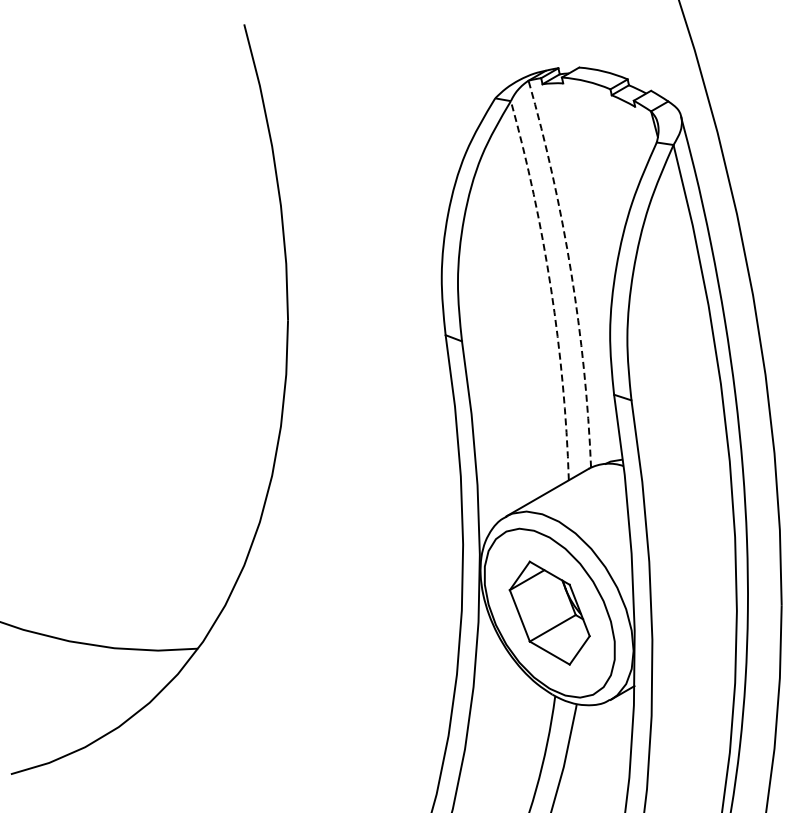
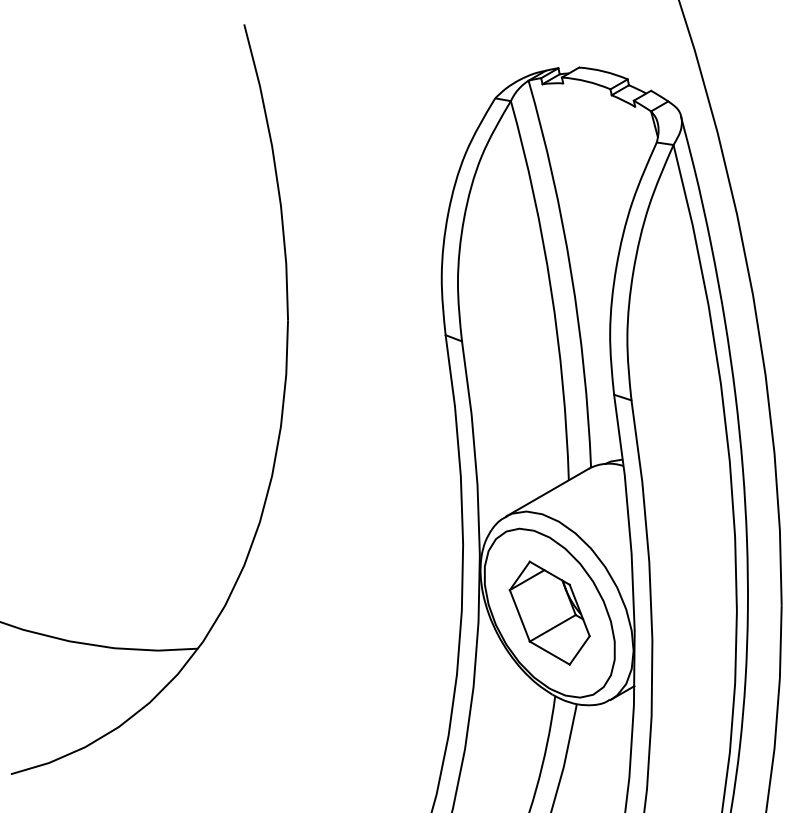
arc: dashed -> solid (571, 272)
arc: dashed -> solid (551, 289)
